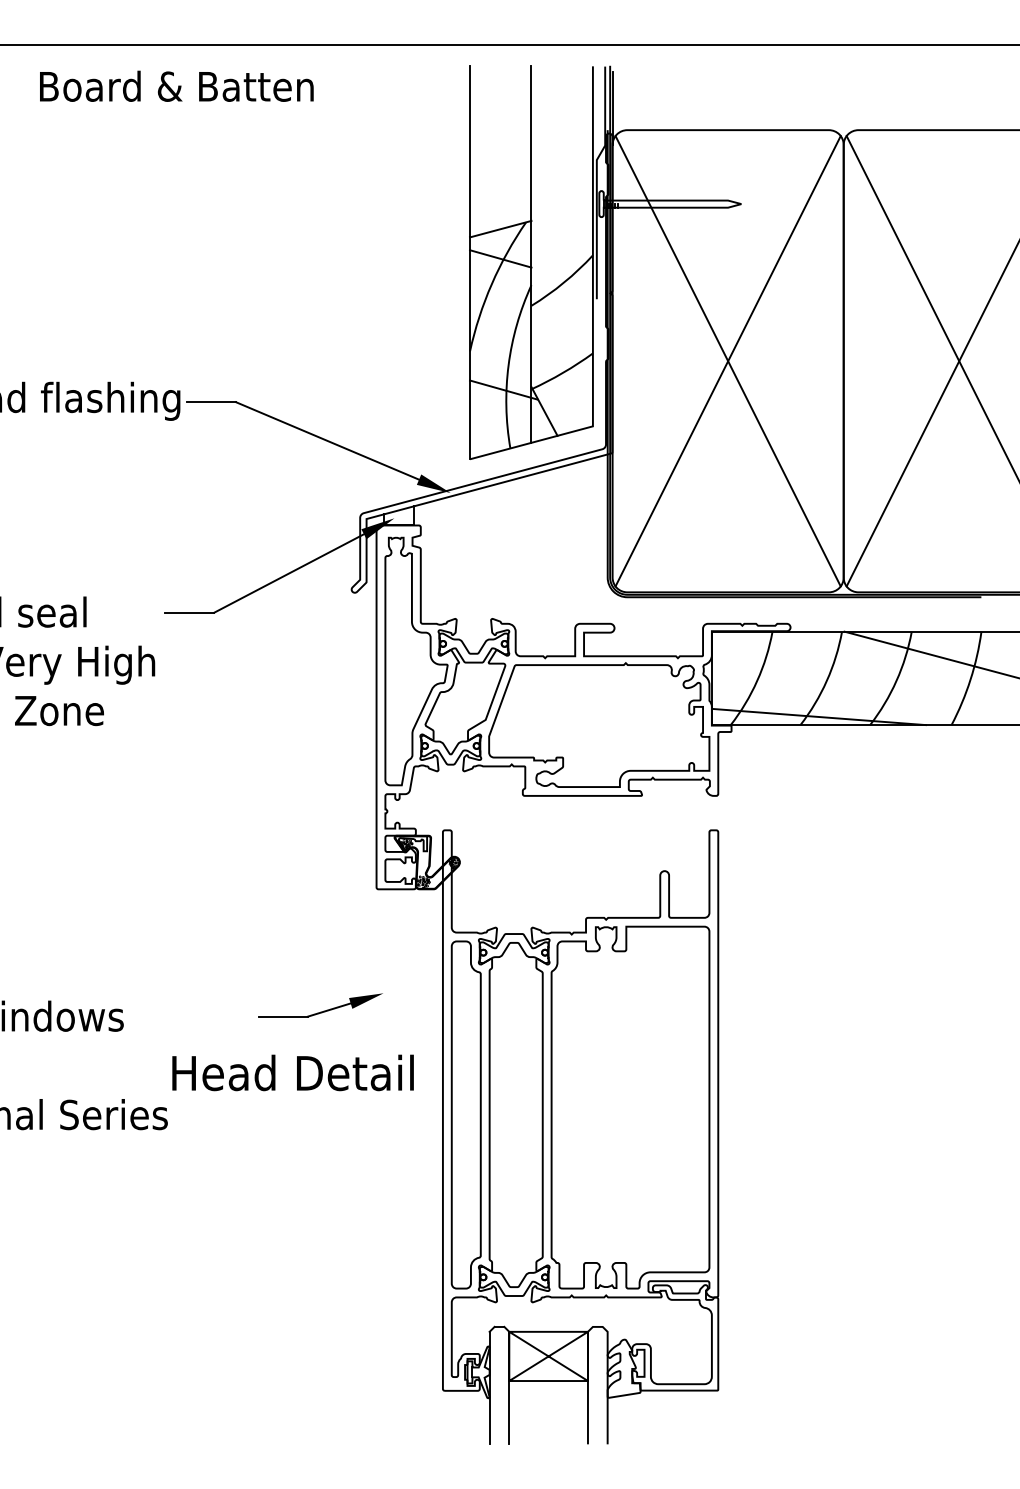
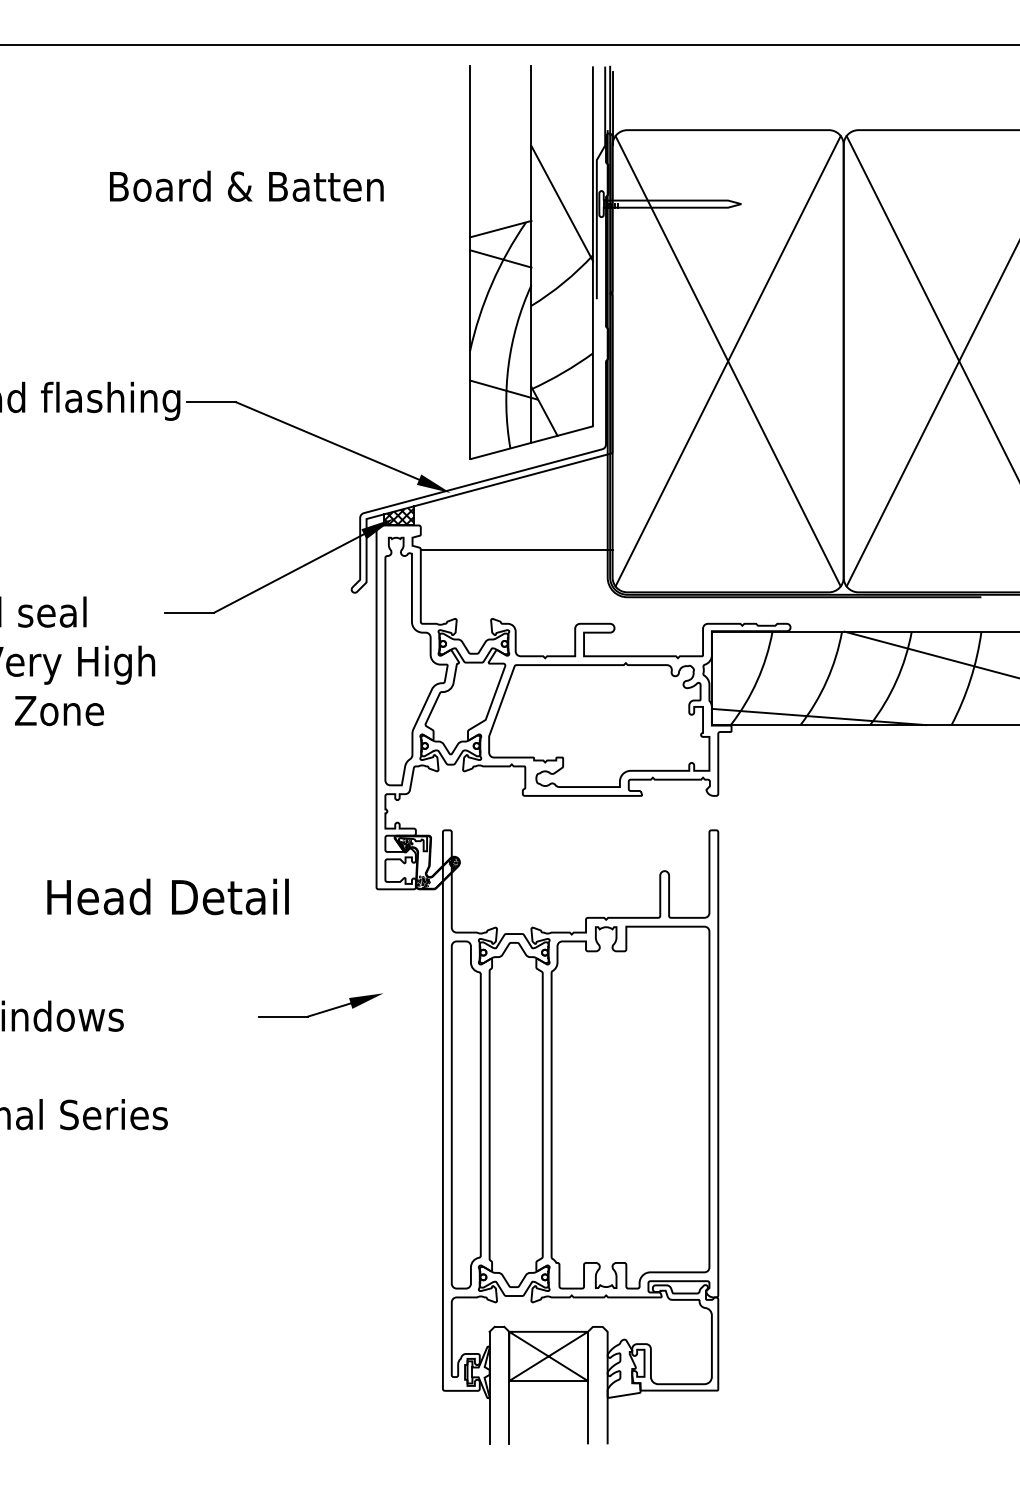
text position: (176, 85) -> (246, 185) (246, 185)
line: none -> present (561, 203)
hatch: none -> present (398, 516)
line: none -> present (516, 549)
text position: (292, 1072) -> (167, 896) (167, 896)
